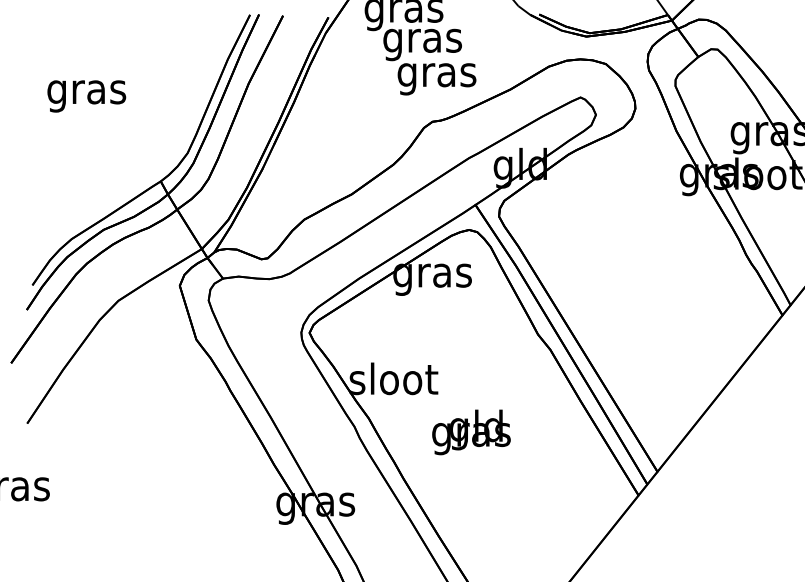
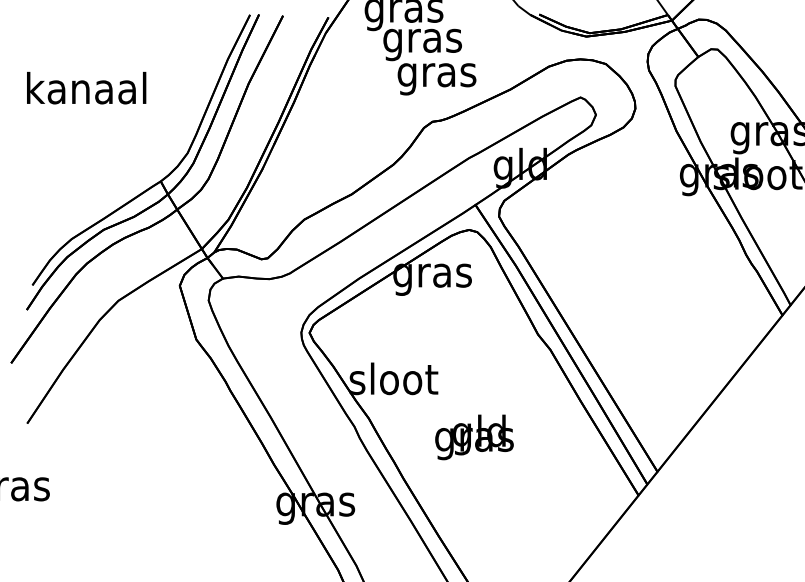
text: gras -> kanaal (86, 91)
text position: (471, 432) -> (474, 437) (474, 437)
